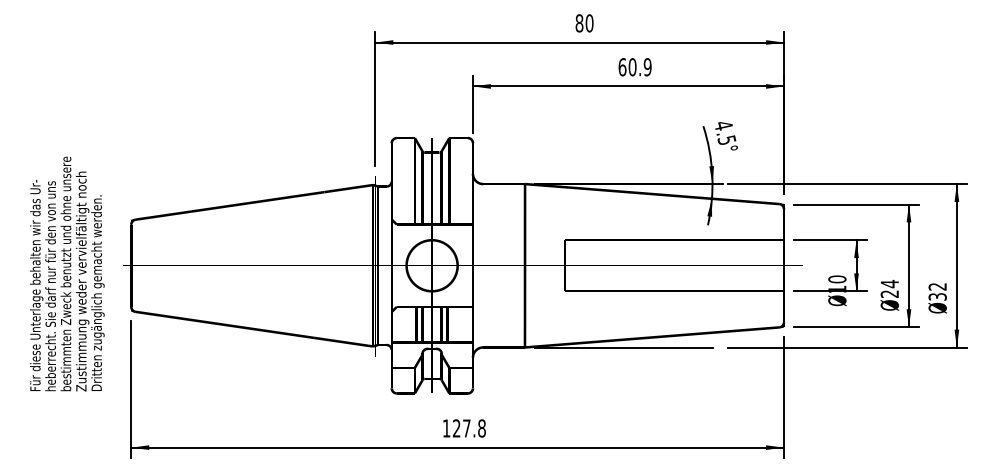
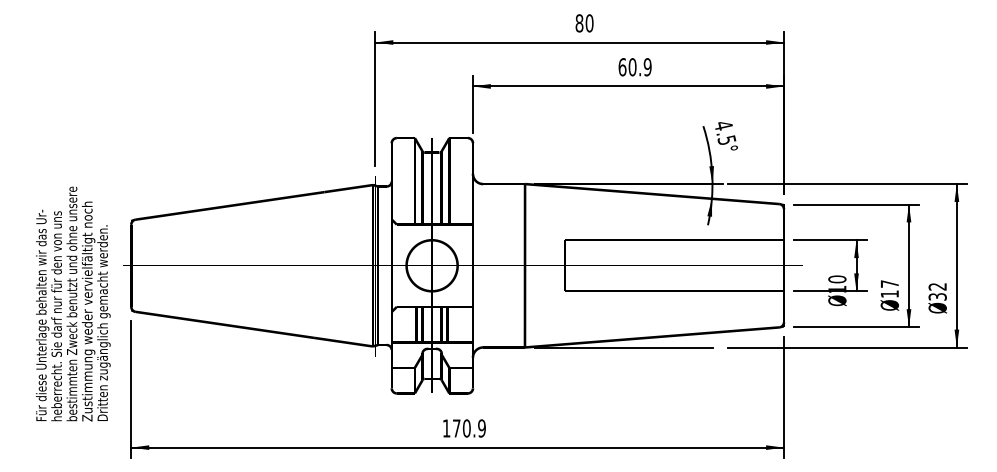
text position: (67, 273) -> (73, 303) (73, 303)
text: 24 -> 17 (889, 288)
text: 127.8 -> 170.9 (468, 428)
